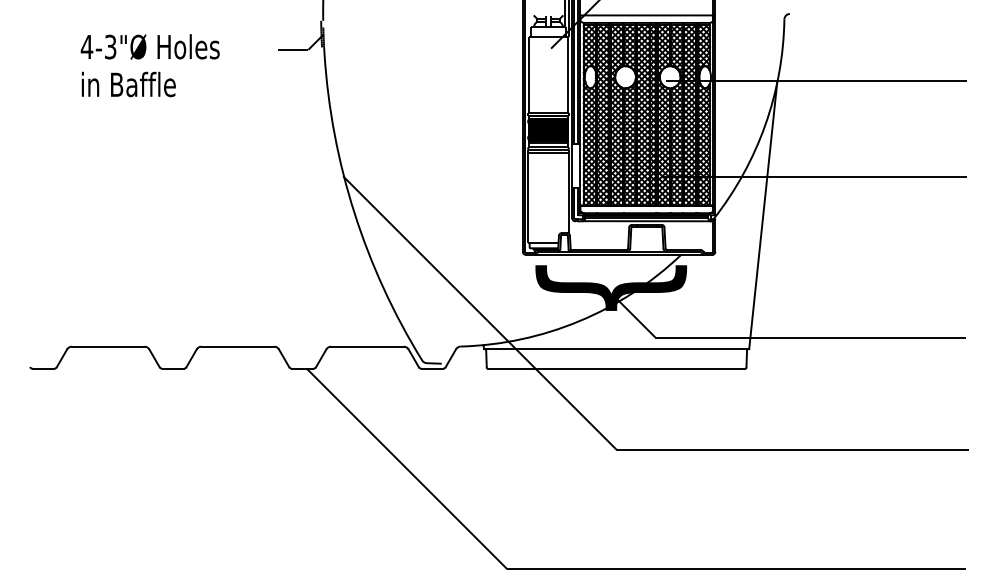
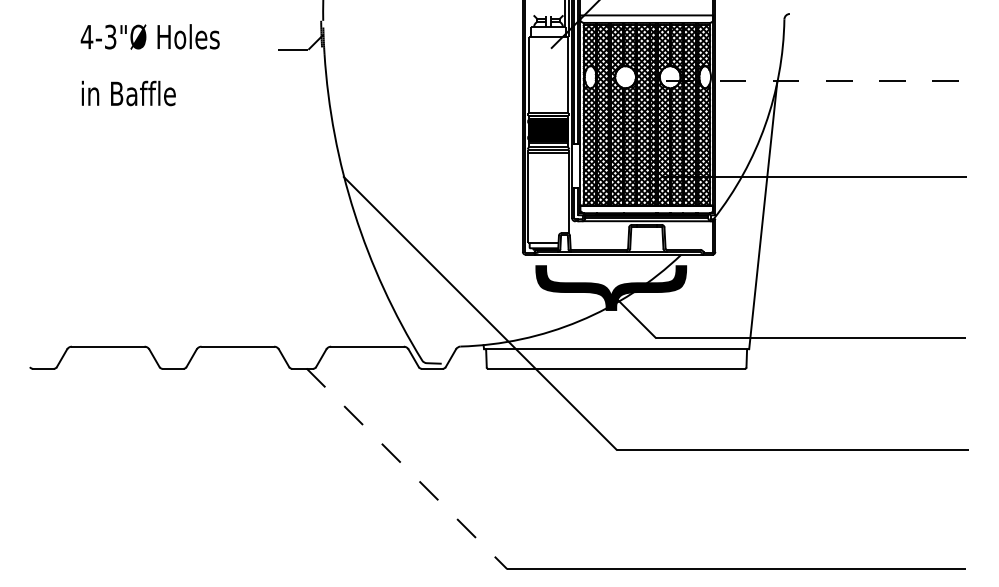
text position: (149, 46) -> (149, 36) (149, 36)
line: solid -> dashed (816, 80)
text position: (128, 84) -> (128, 93) (128, 93)
line: solid -> dashed (406, 468)
